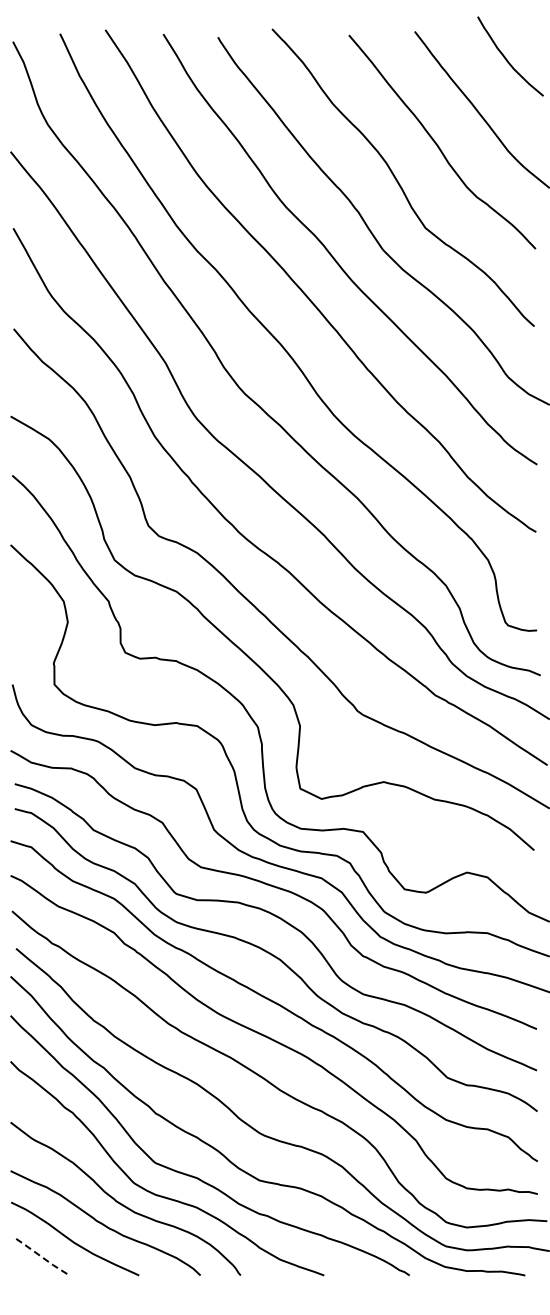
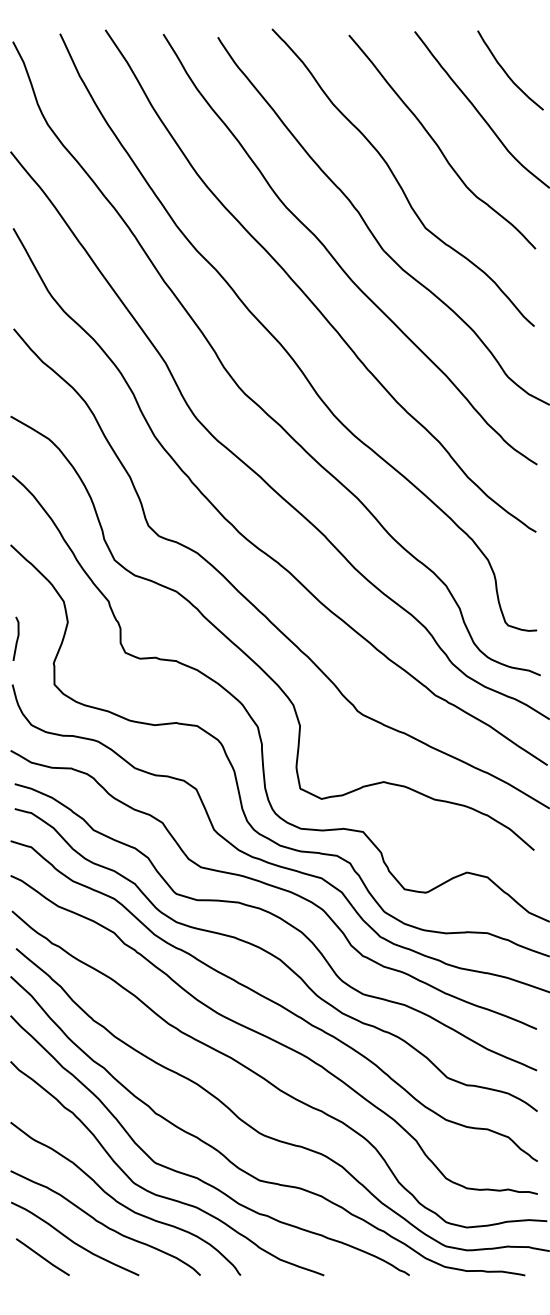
curve position: (507, 59) -> (507, 73) (507, 73)
line: none -> present (16, 638)
line: dashed -> solid (42, 1257)
